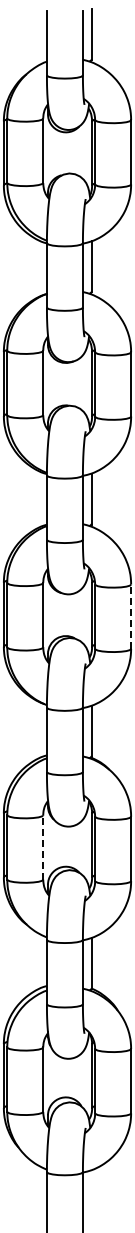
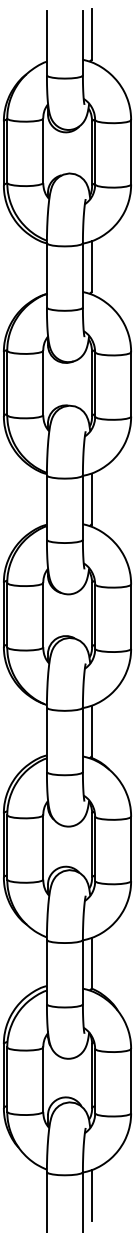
line: dashed -> solid (131, 616)
line: dashed -> solid (43, 846)
line: none -> present (91, 1195)
